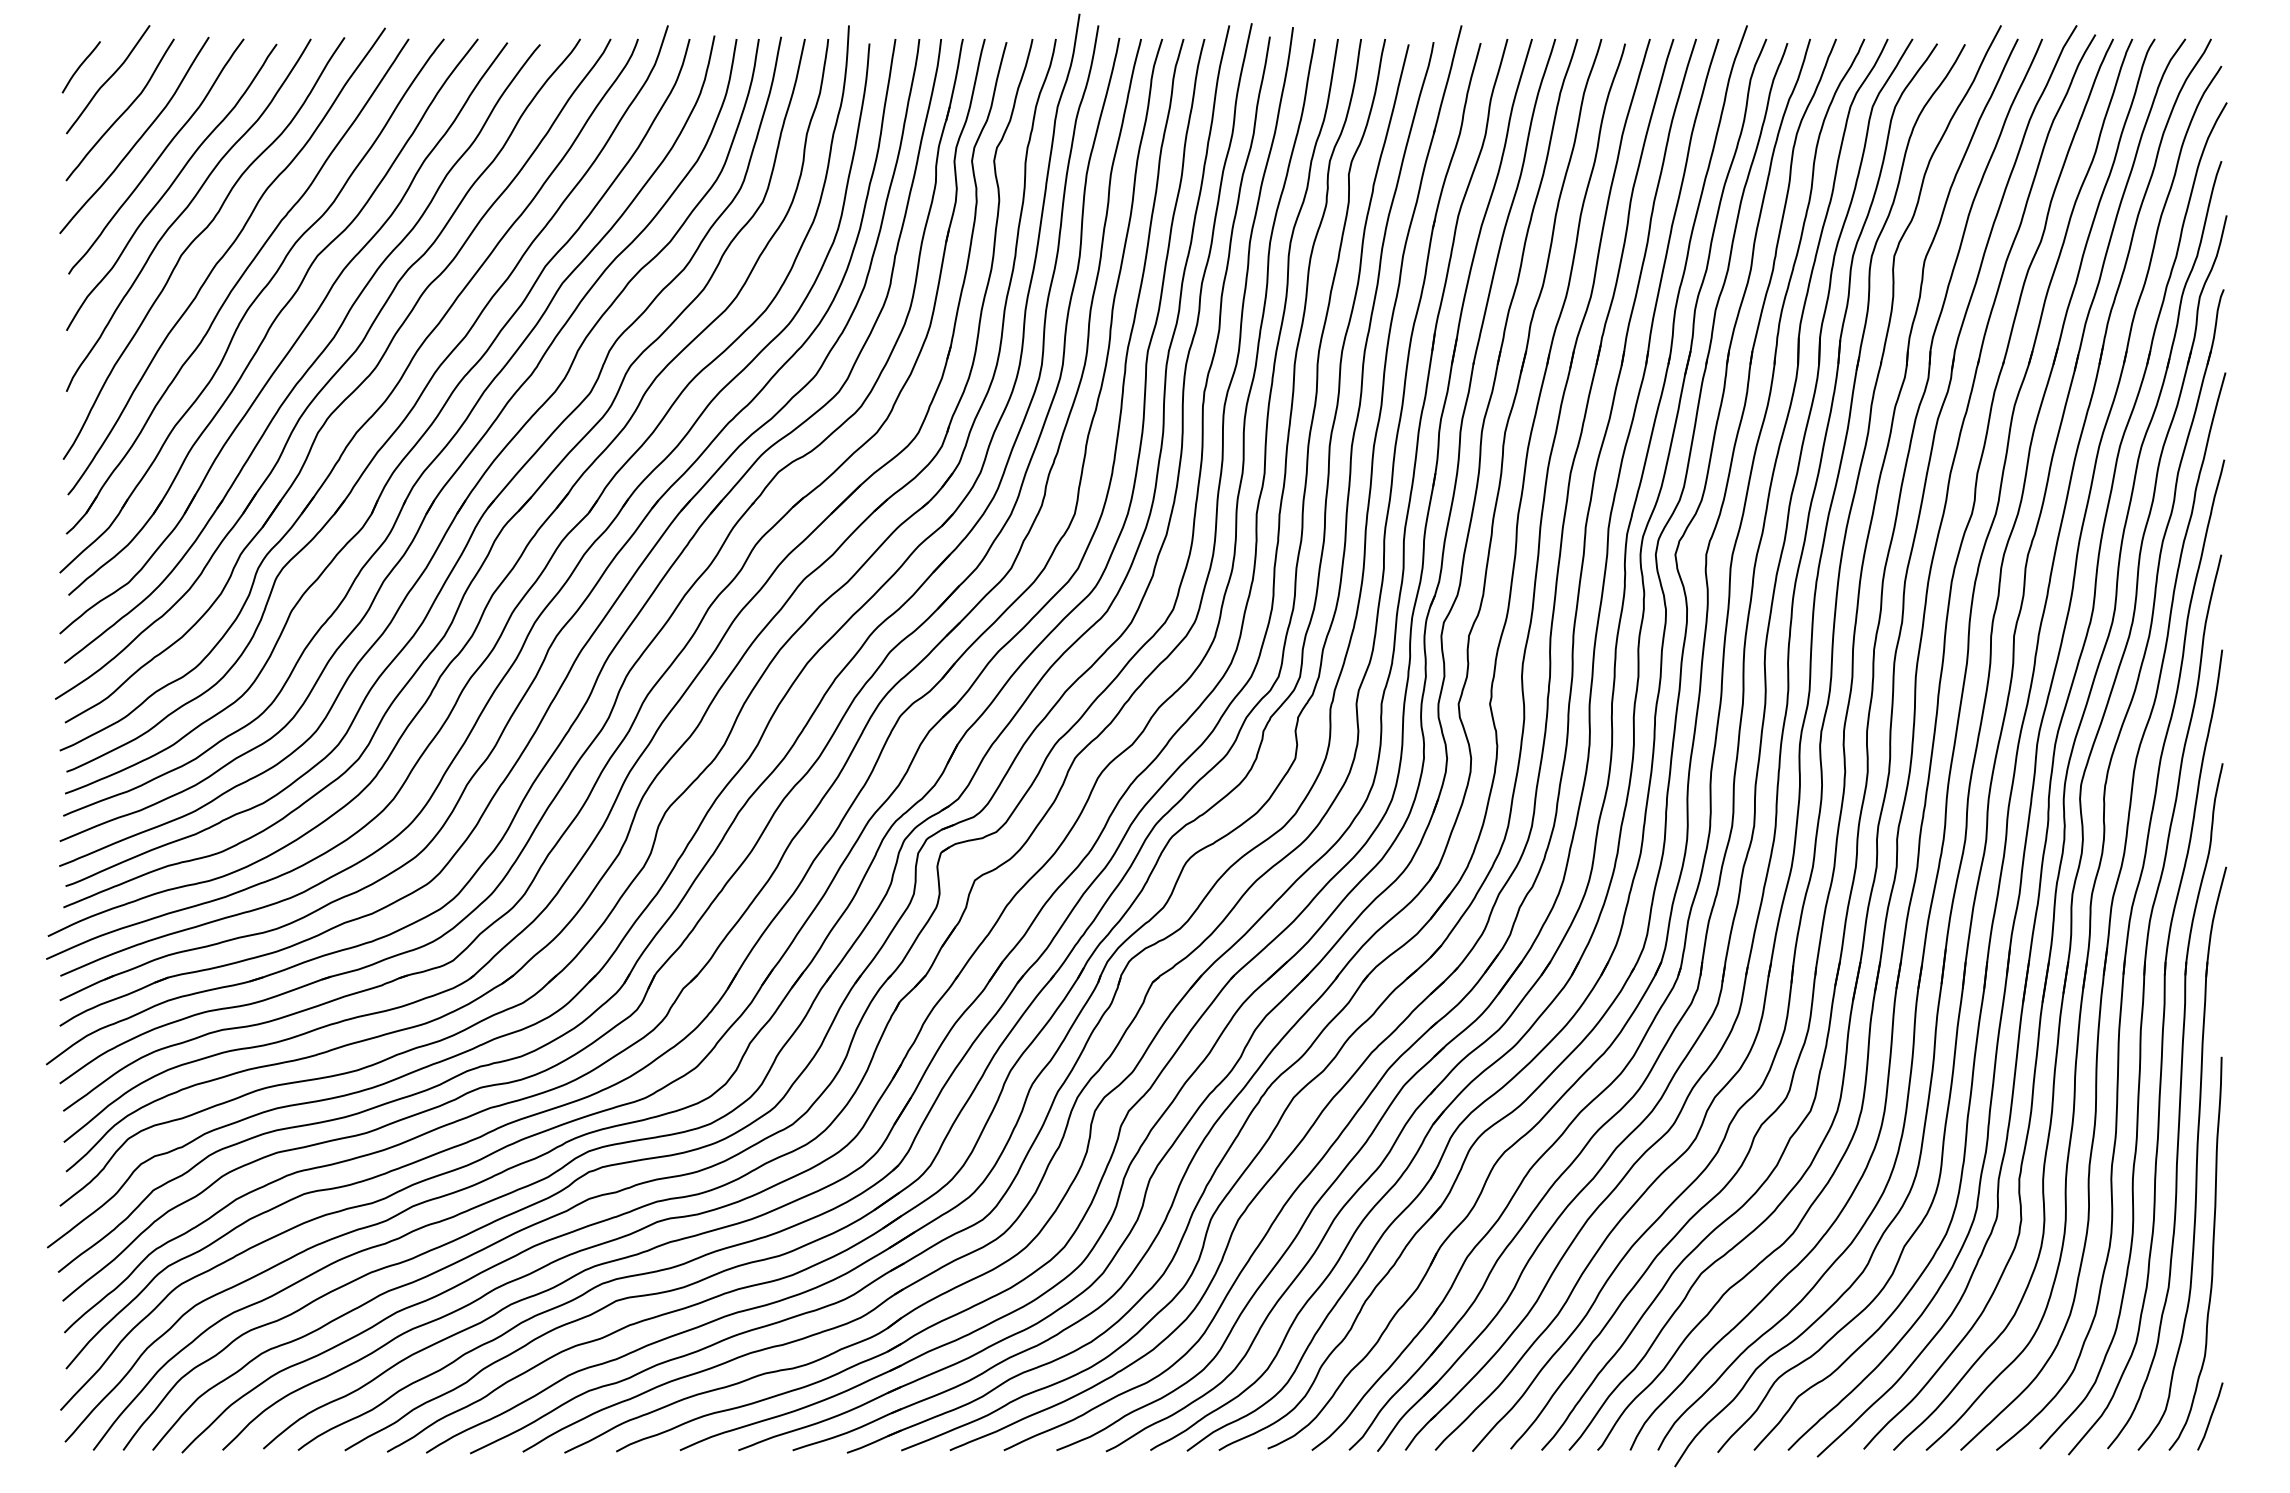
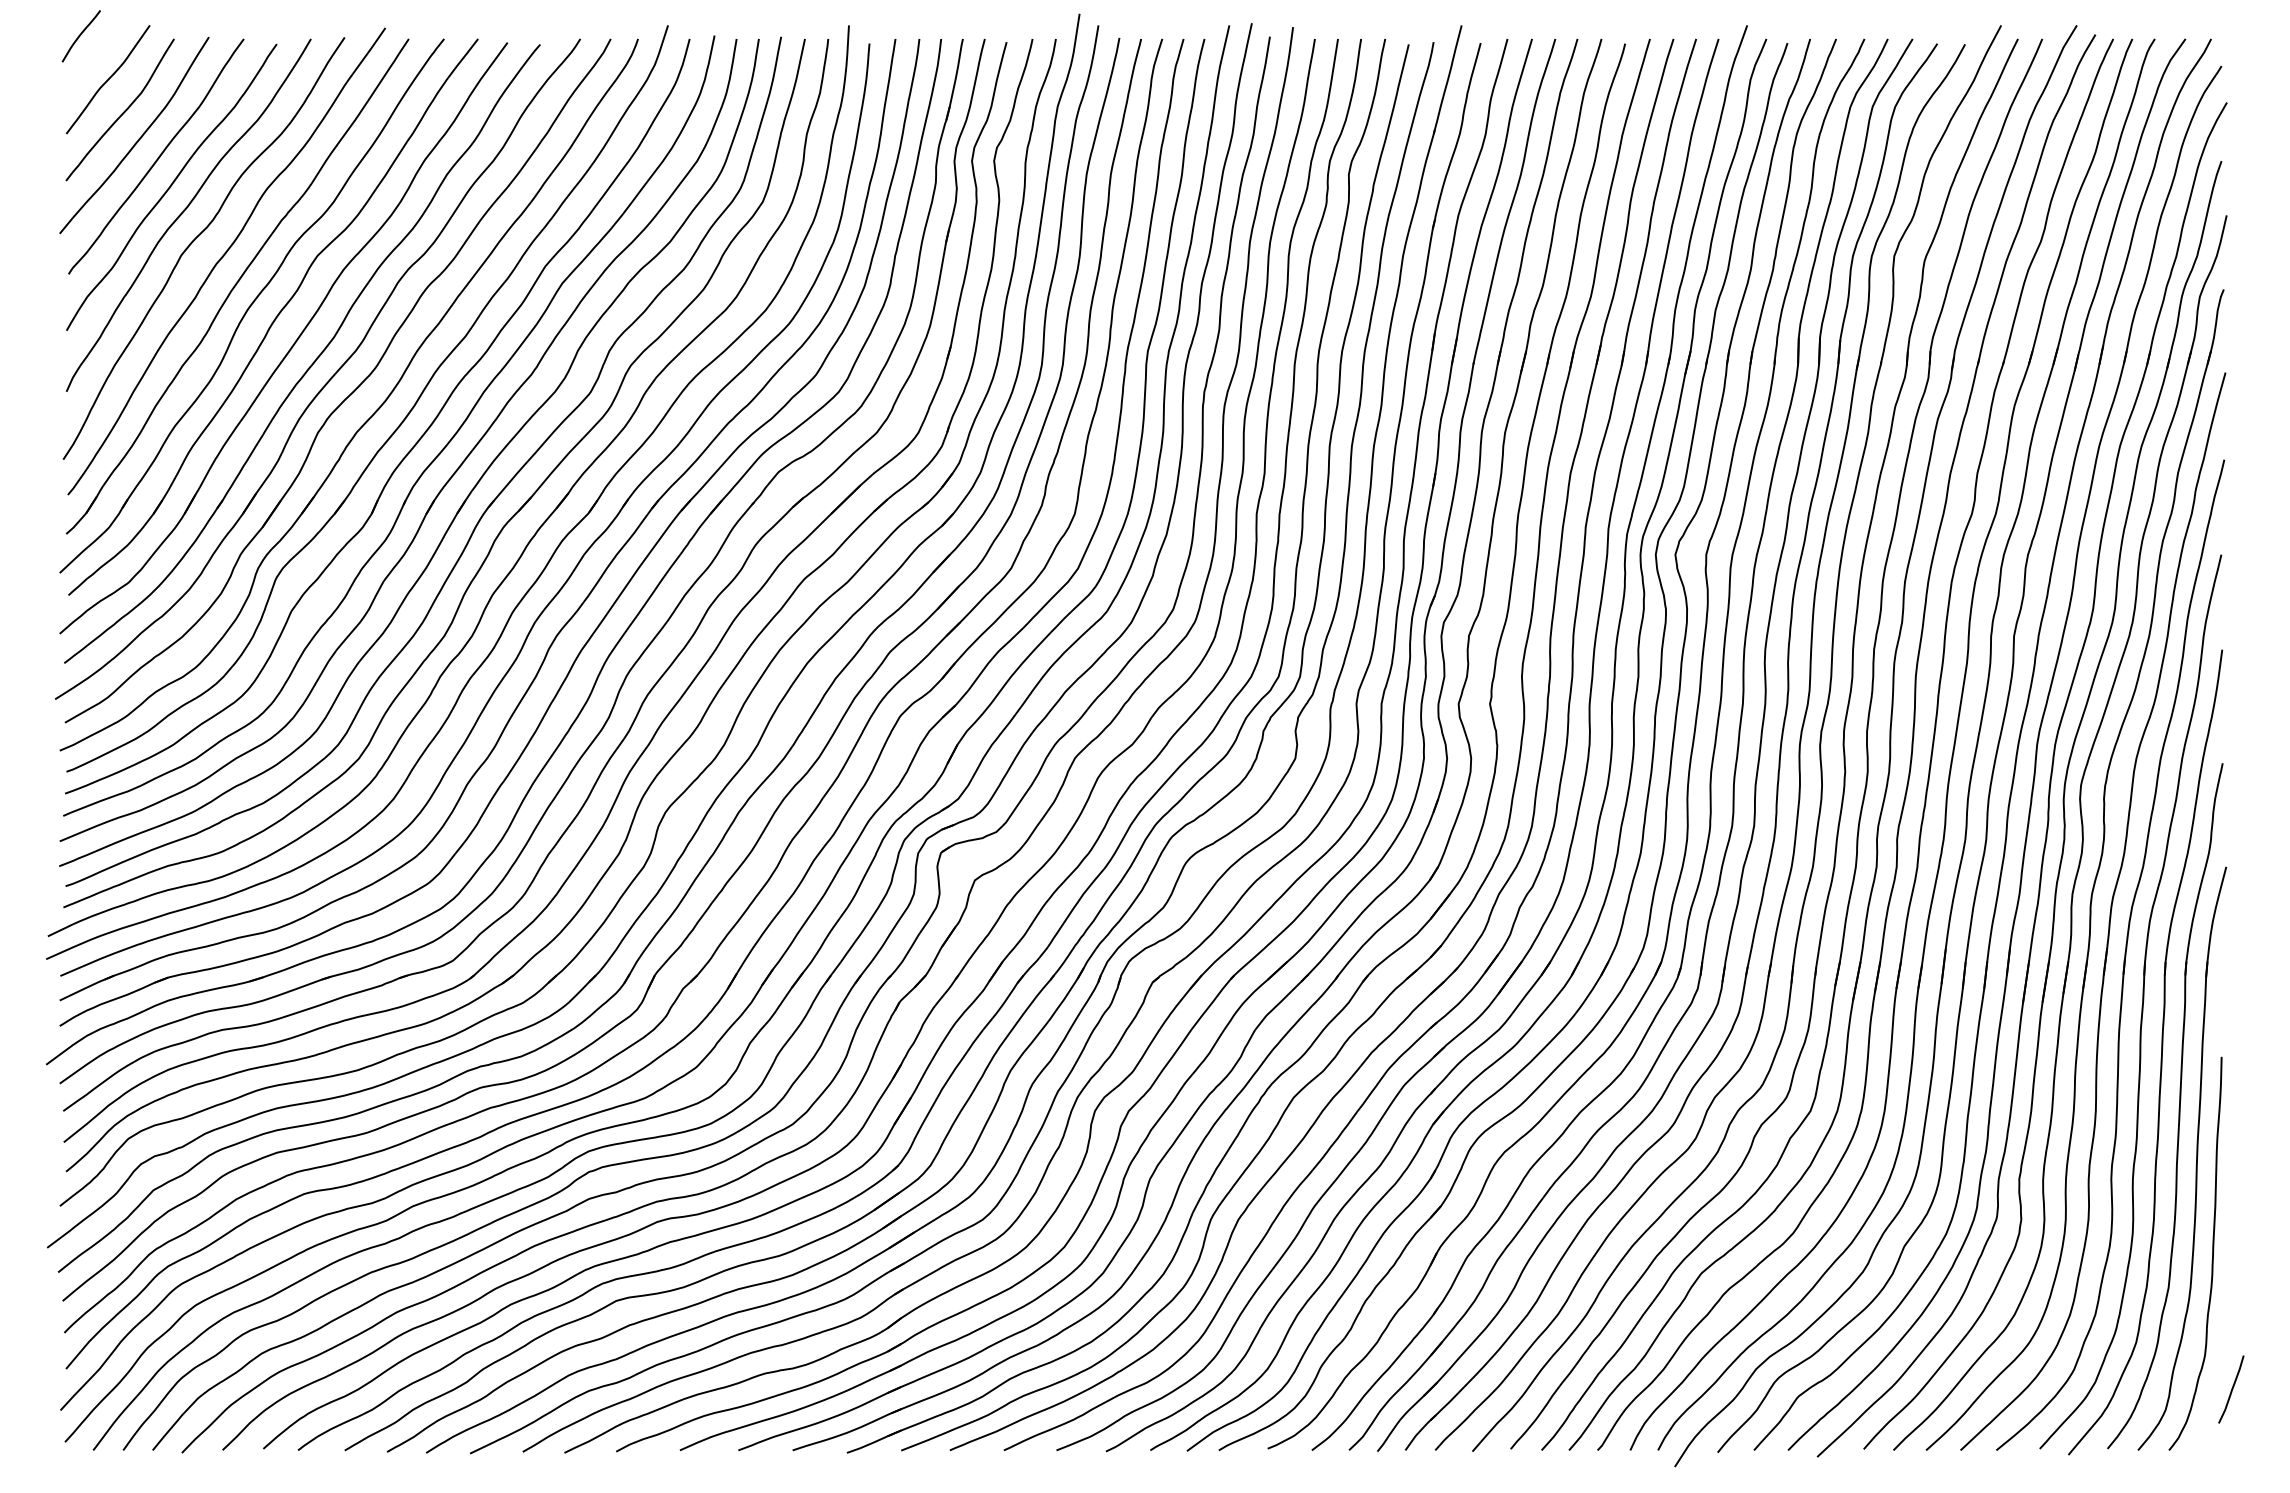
curve position: (80, 67) -> (80, 36) (80, 36)
curve position: (2210, 1416) -> (2231, 1389) (2231, 1389)
